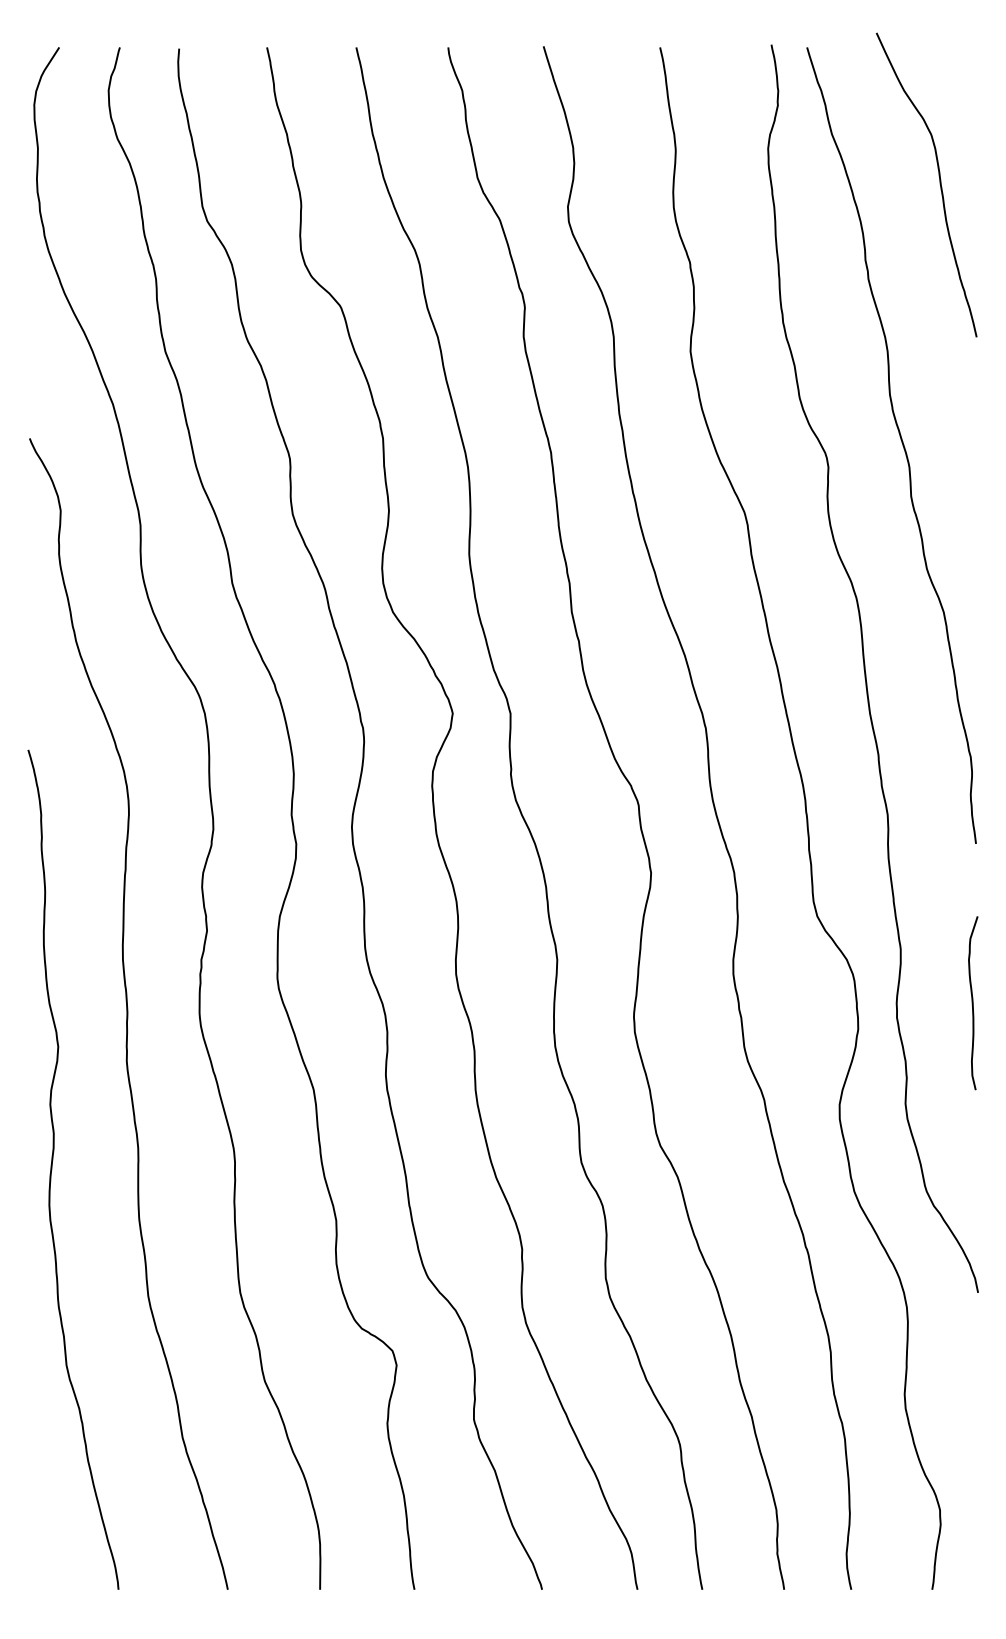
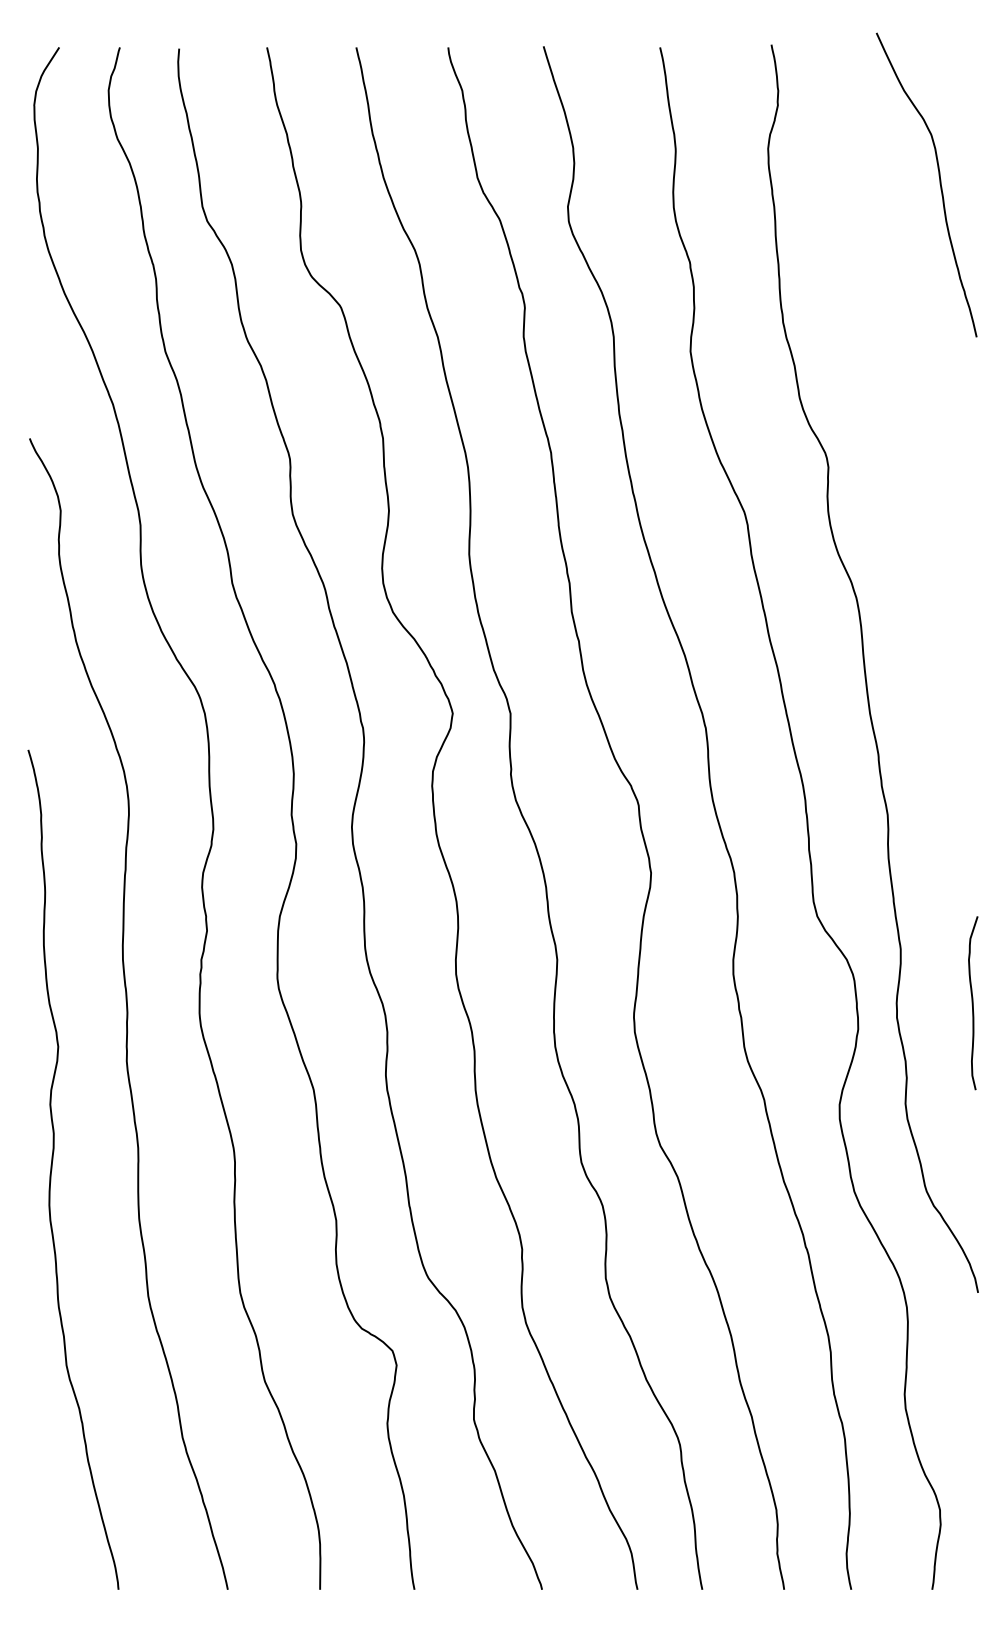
curve: present -> none (901, 442)
